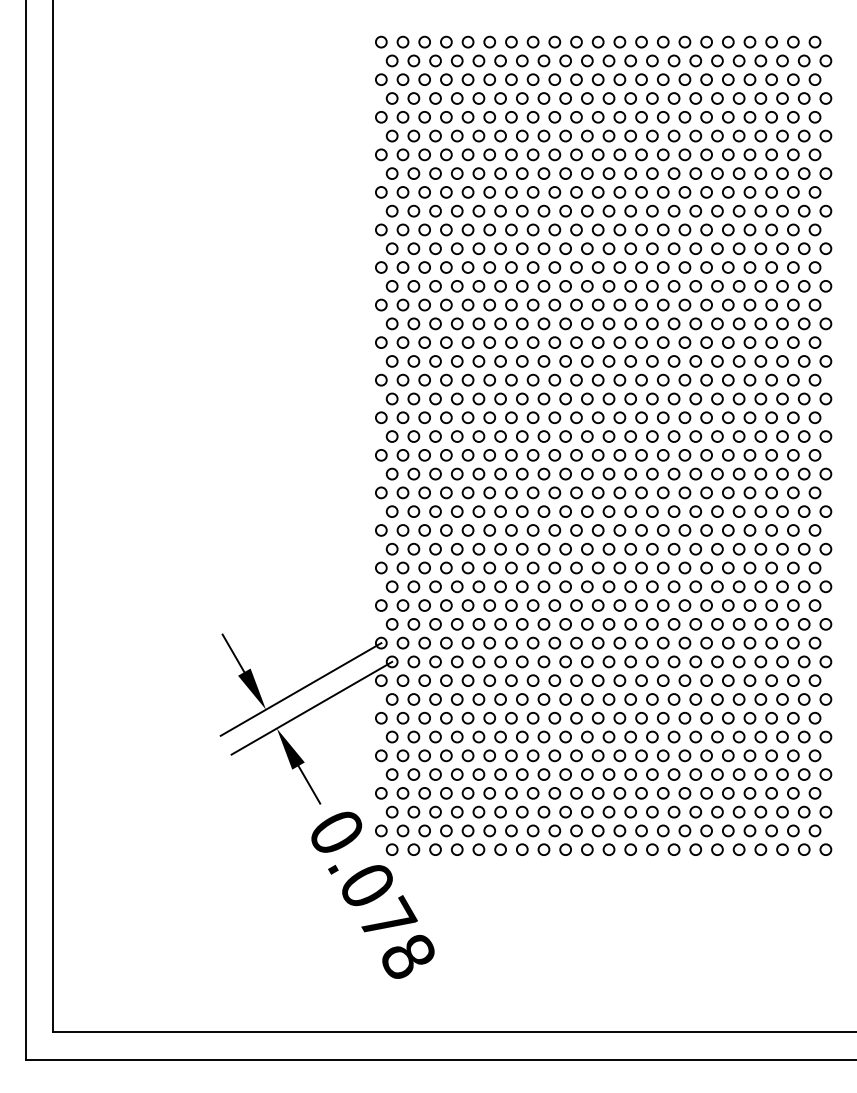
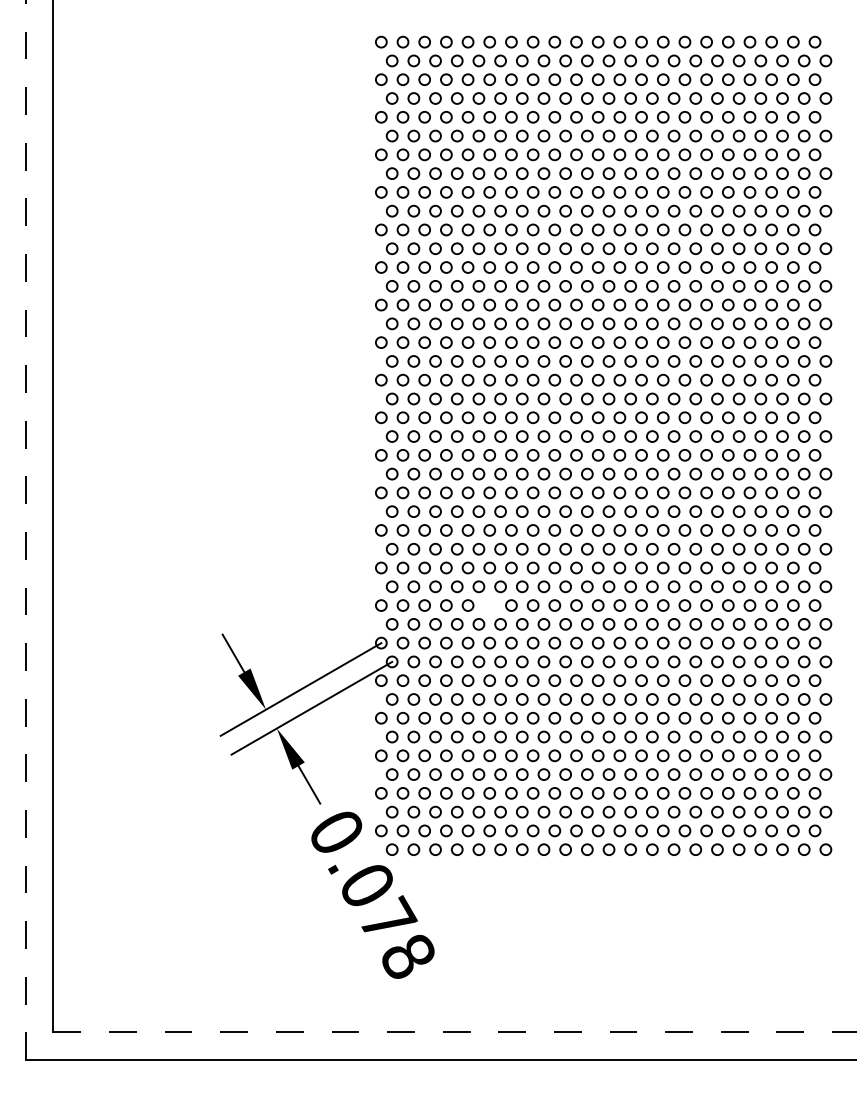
line: solid -> dashed (25, 530)
circle: present -> none (489, 605)
line: solid -> dashed (455, 1032)
